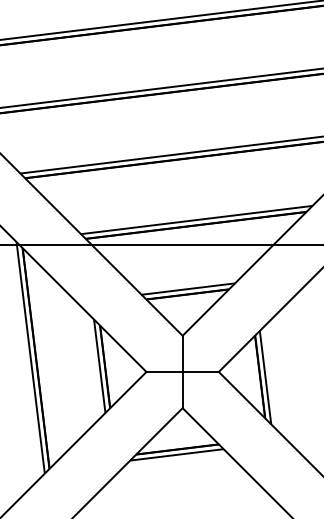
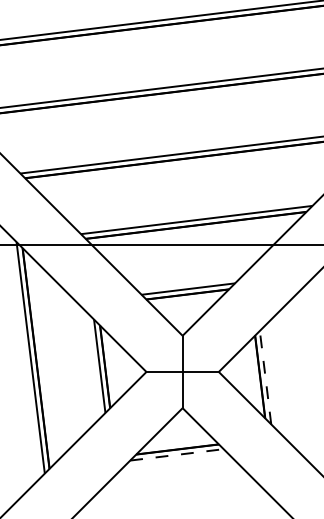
line: solid -> dashed (265, 377)
line: solid -> dashed (177, 454)
